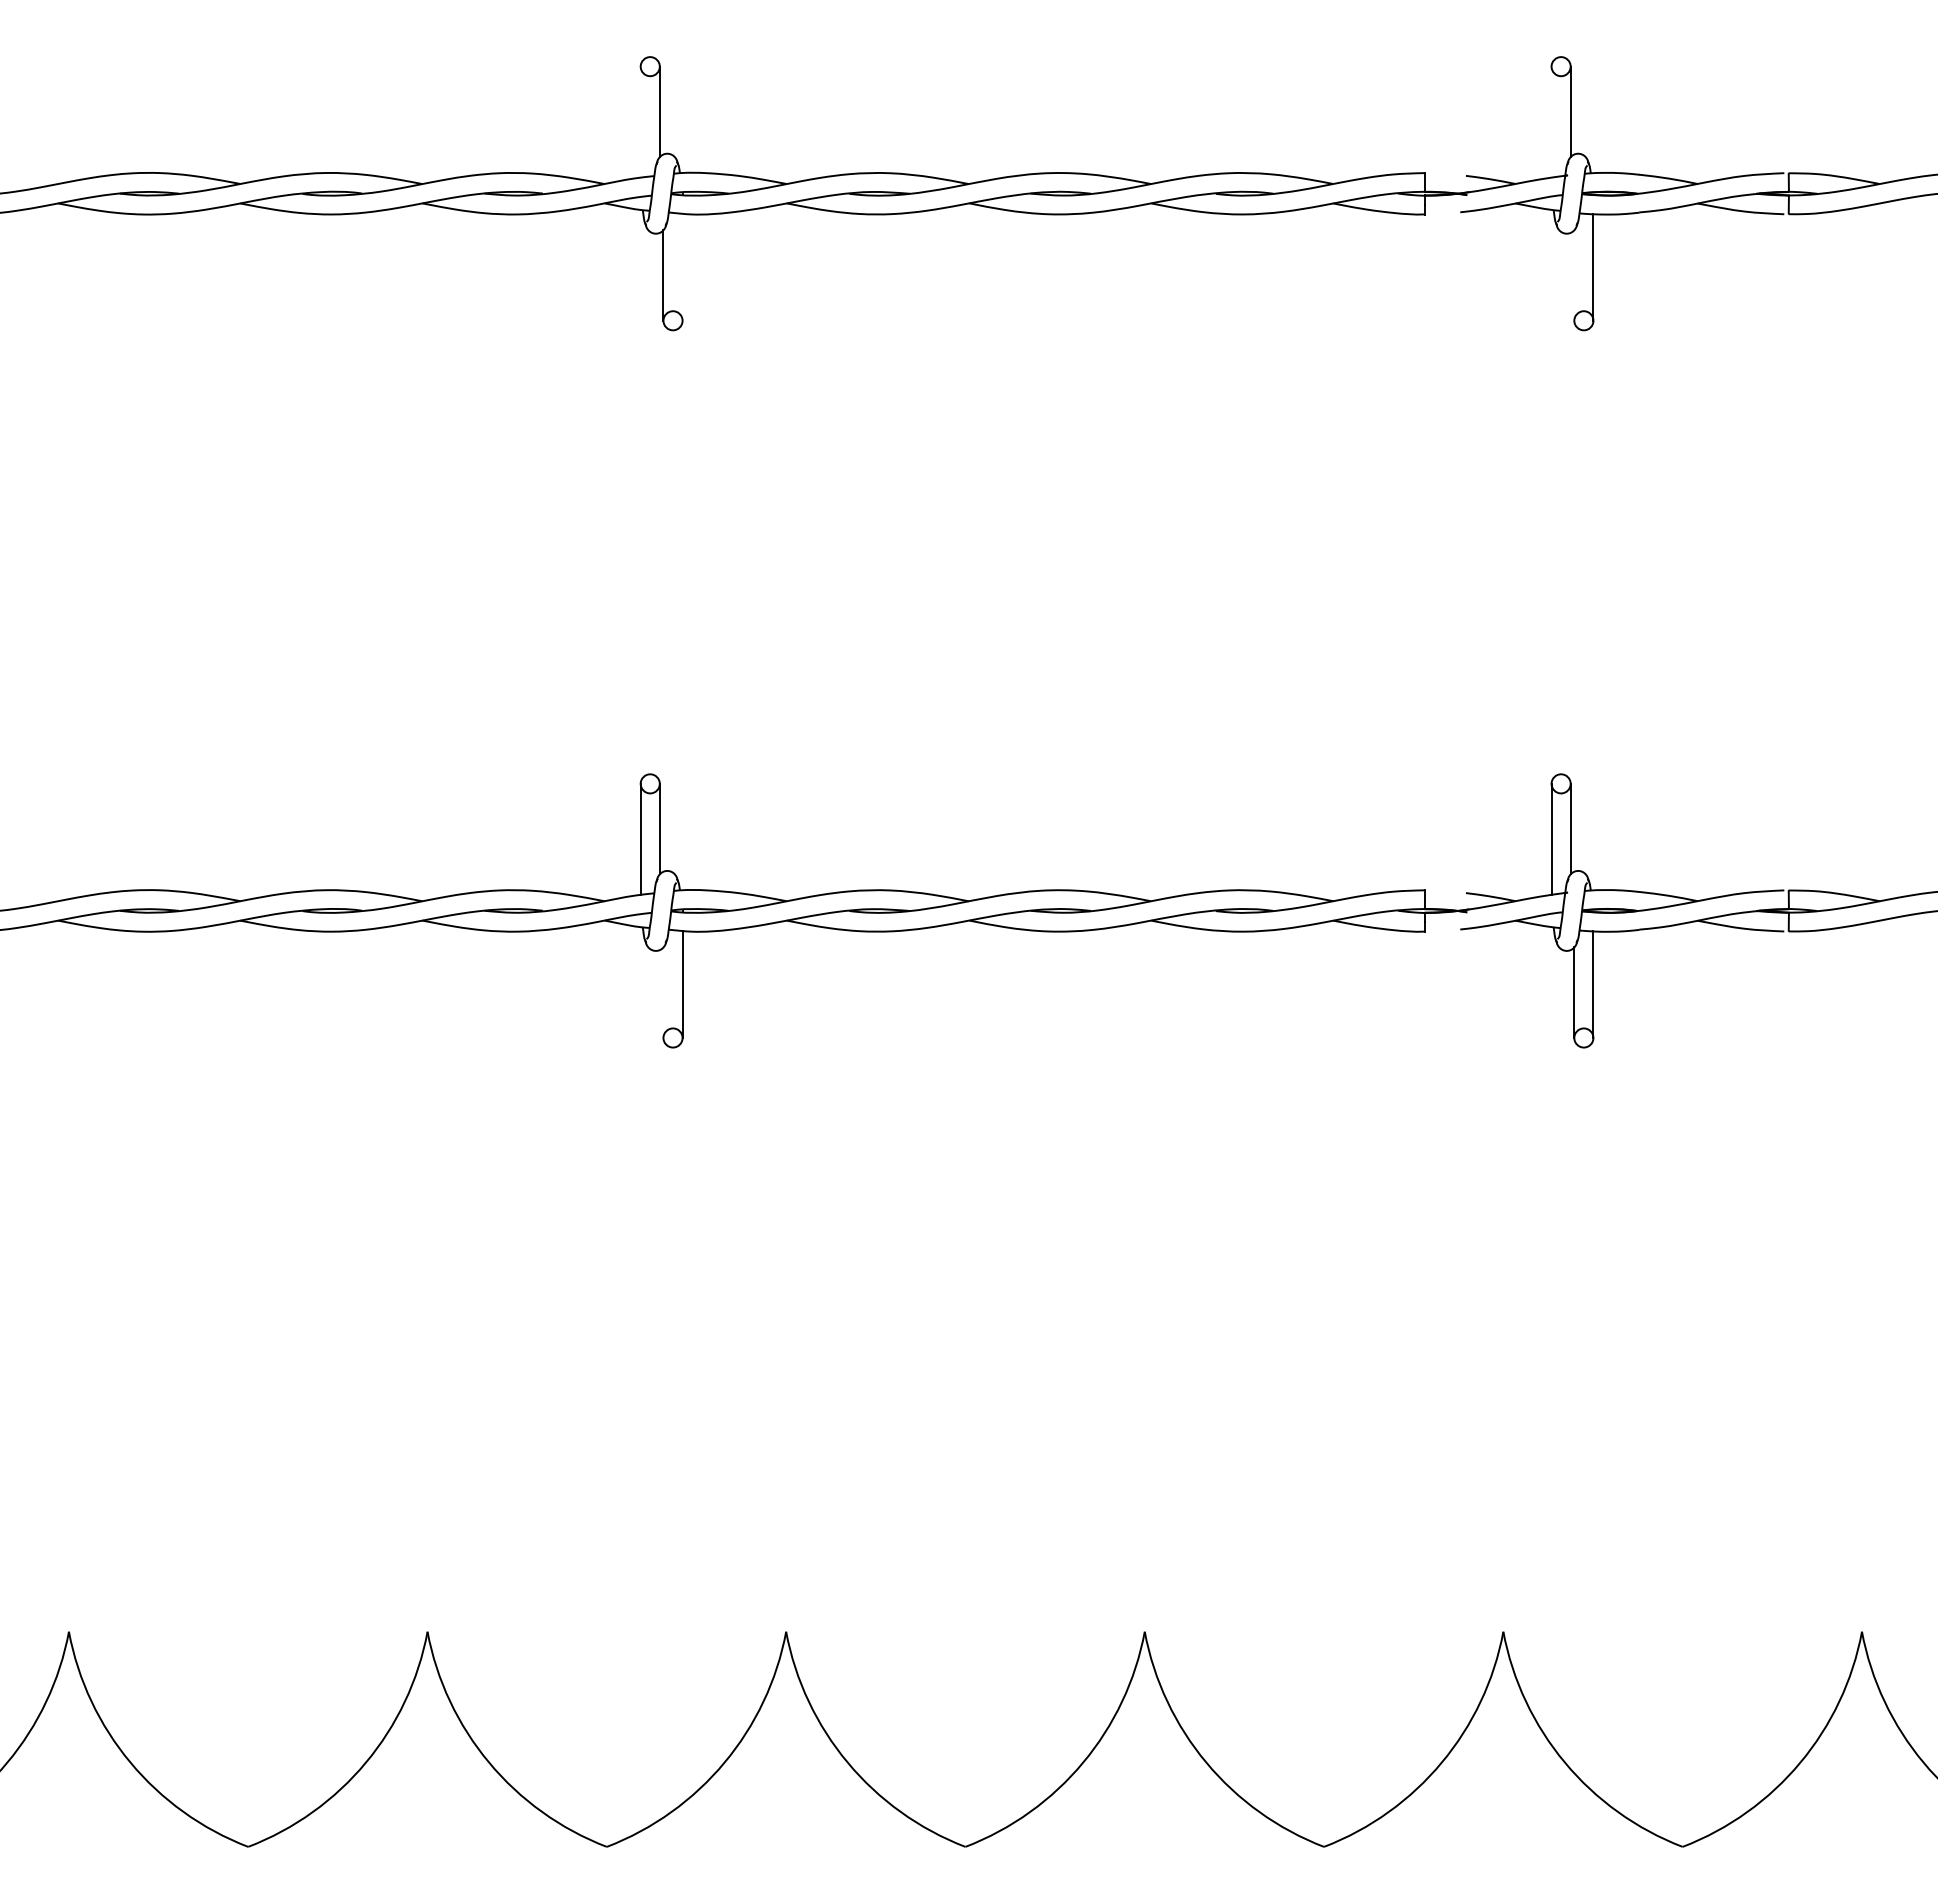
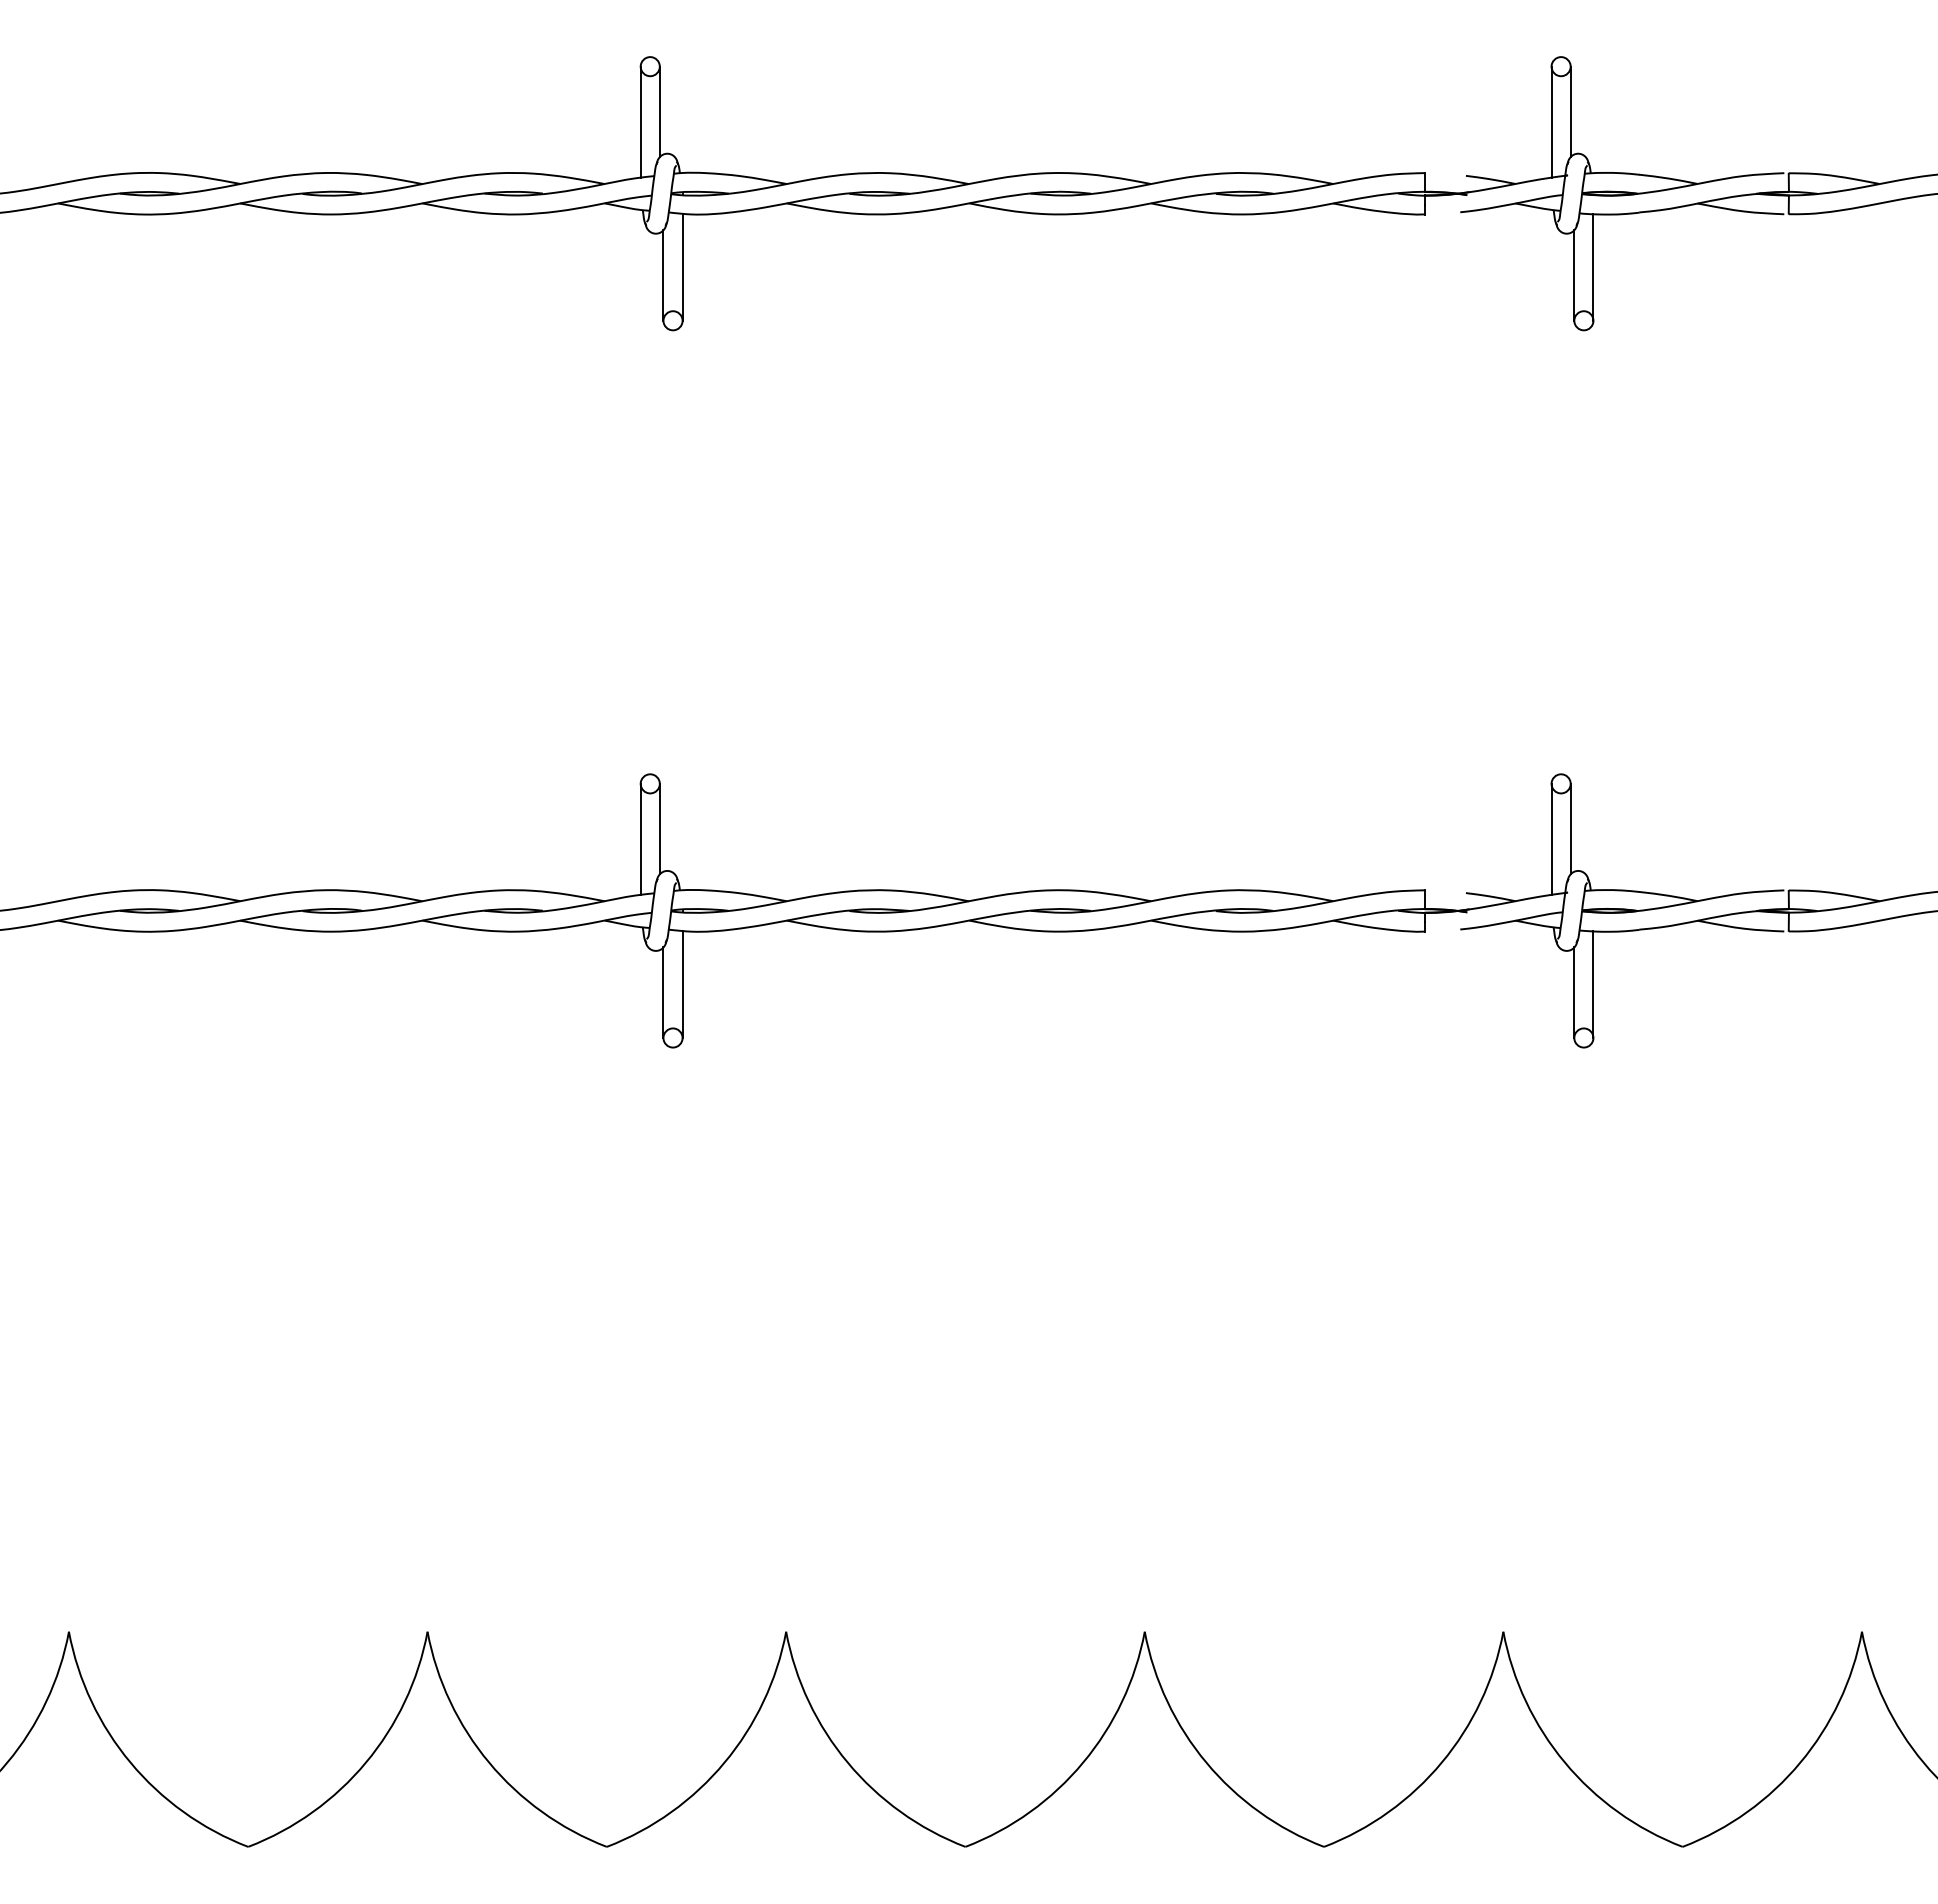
line: none -> present (640, 121)
line: none -> present (1551, 121)
line: none -> present (682, 266)
line: none -> present (1574, 275)
line: none -> present (663, 992)
